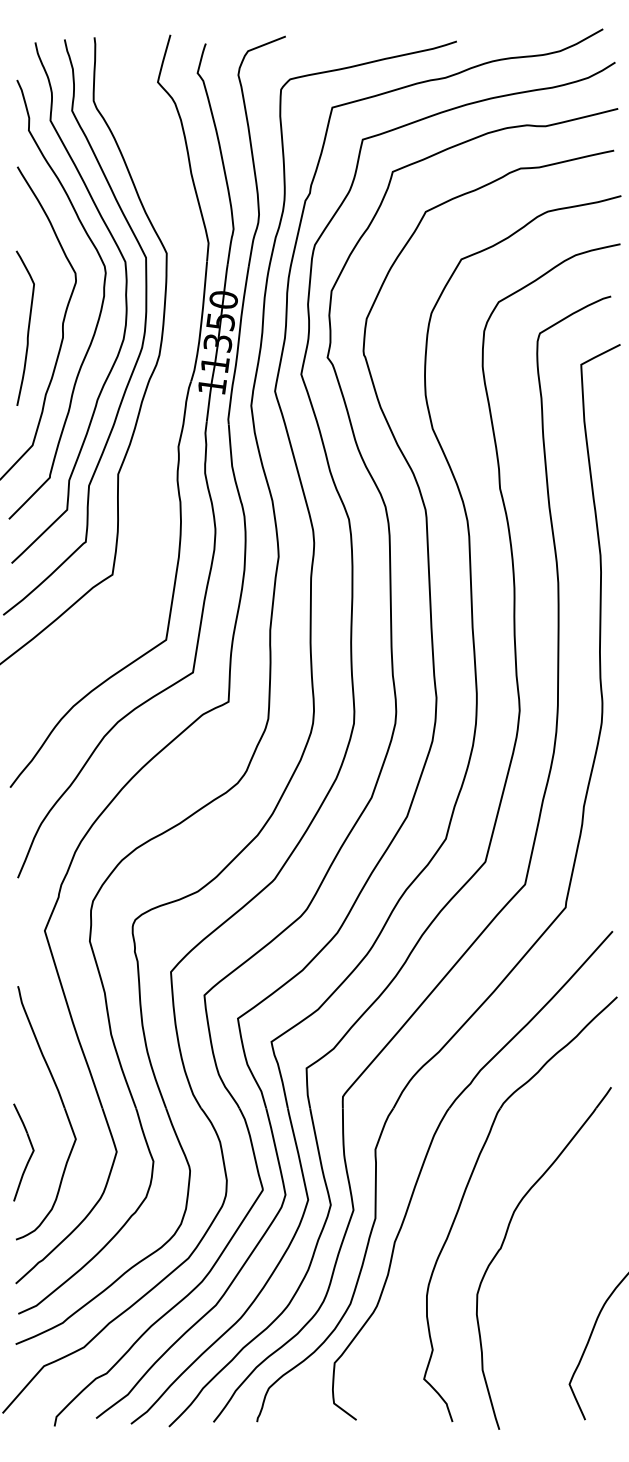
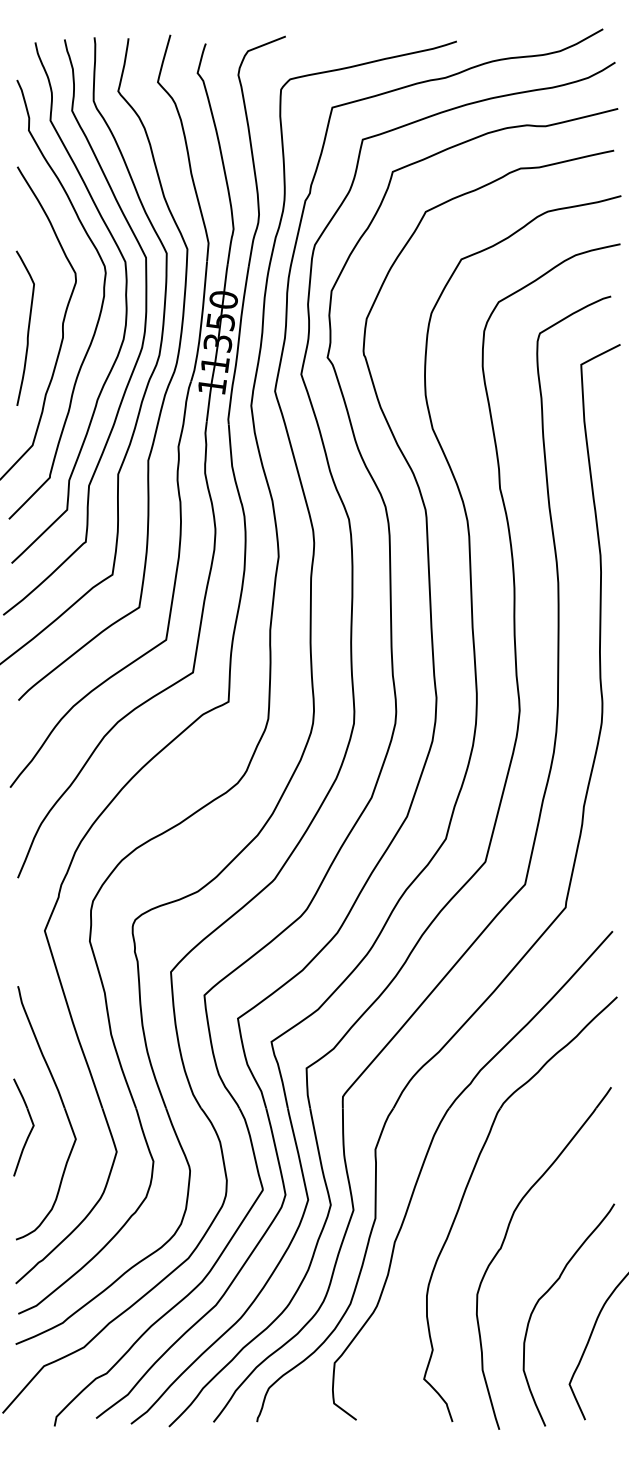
curve: none -> present (165, 390)
part position: (29, 1156) -> (29, 1131) (29, 1131)
curve: none -> present (547, 1292)
